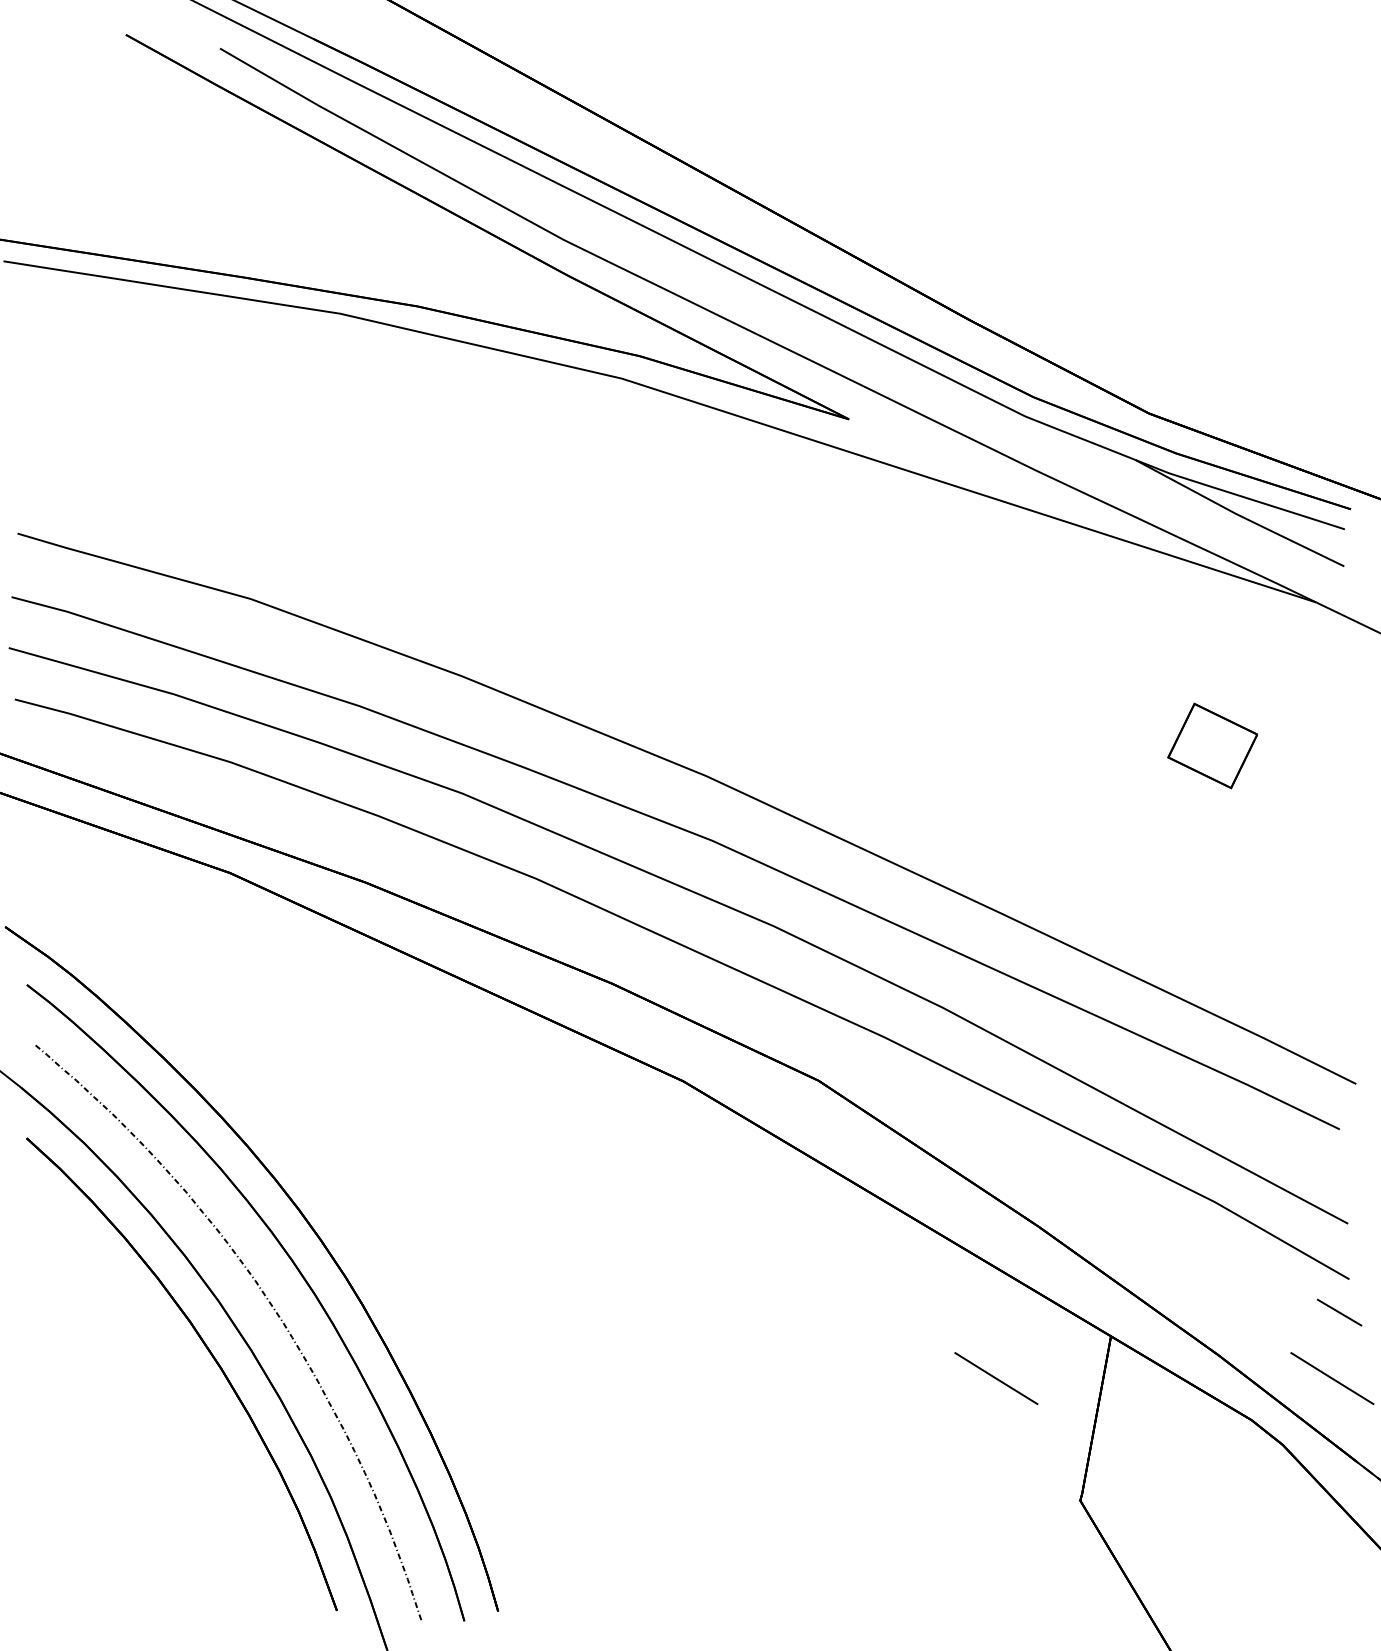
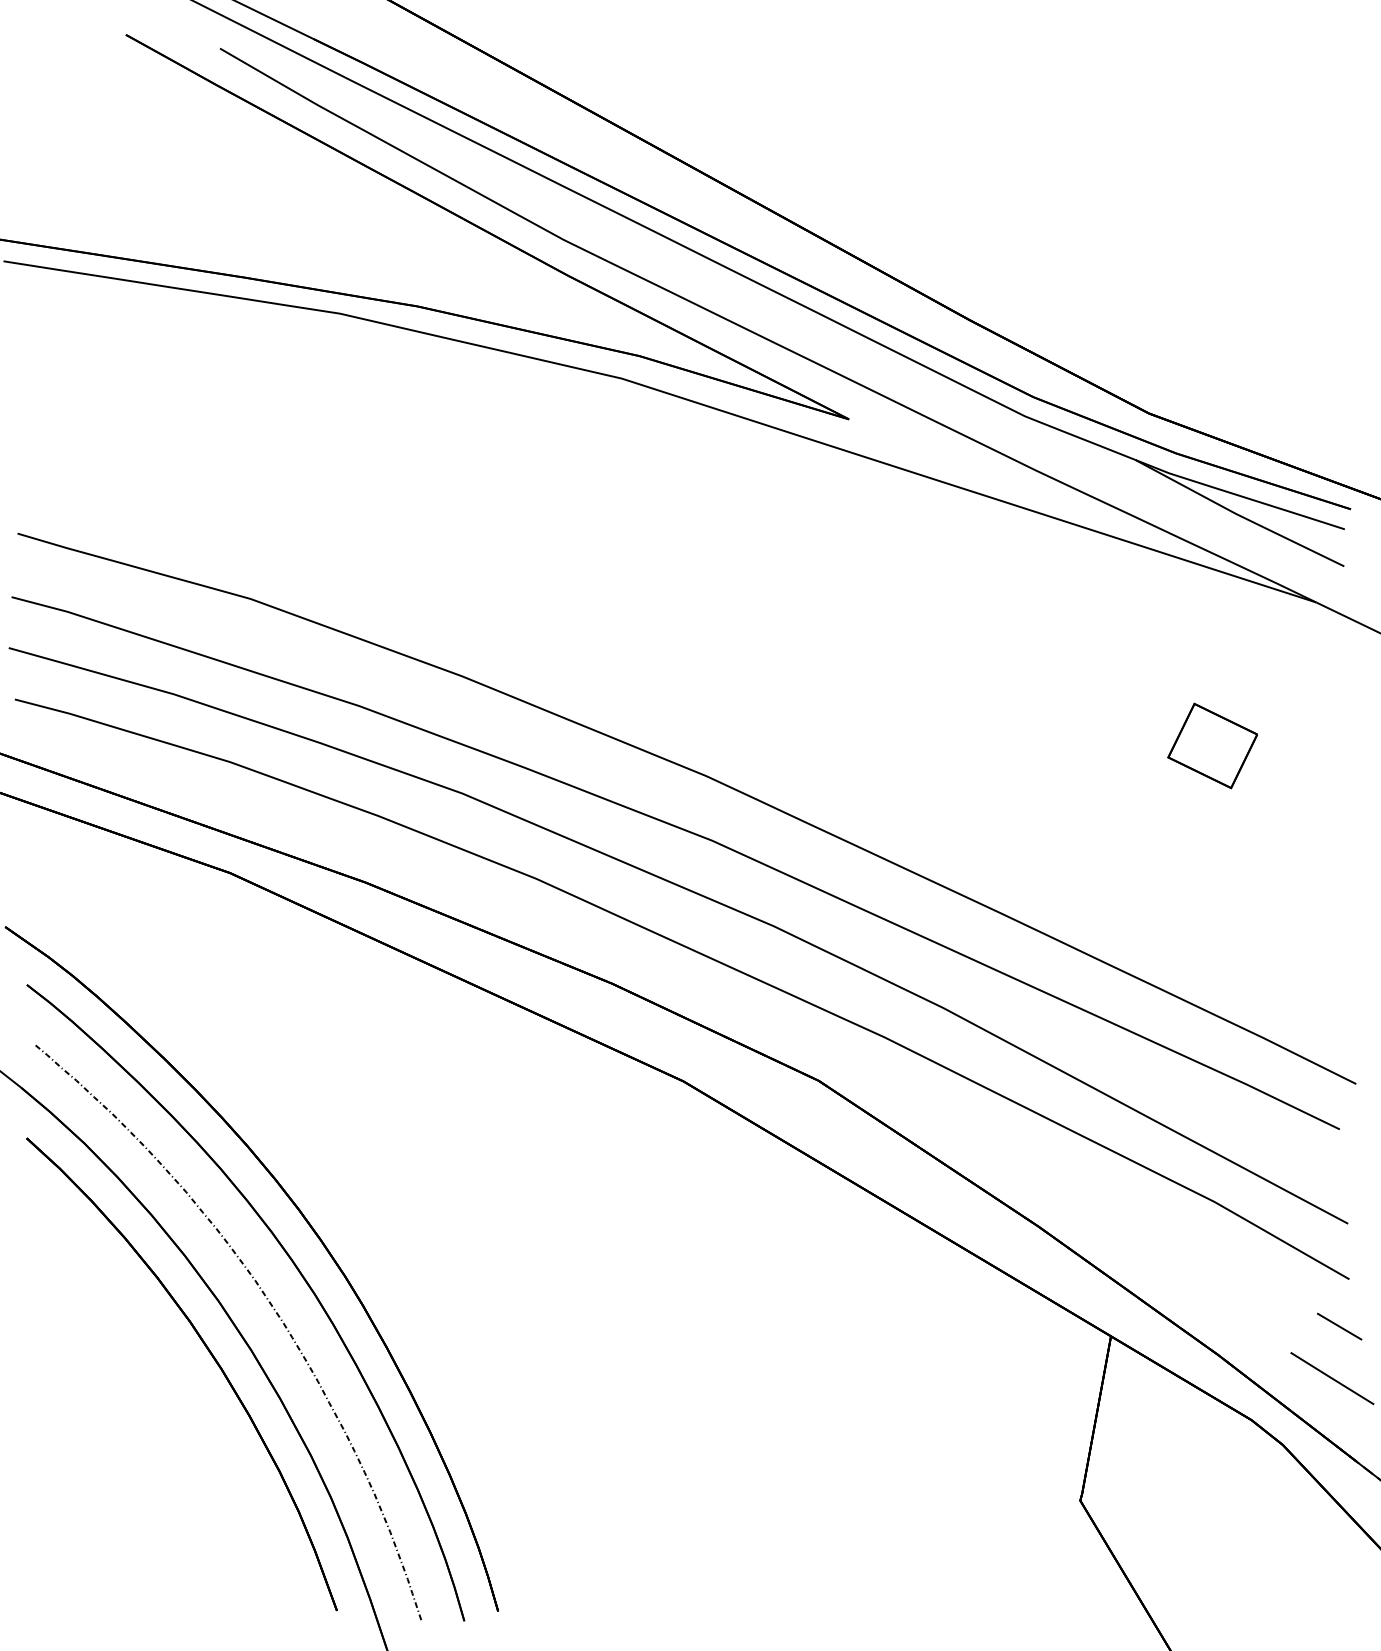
line position: (1339, 1312) -> (1339, 1326) (1339, 1326)
line: present -> none (996, 1378)
